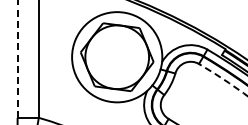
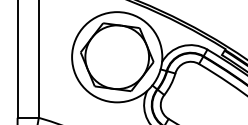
line: dashed -> solid (17, 59)
arc: dashed -> solid (224, 79)
